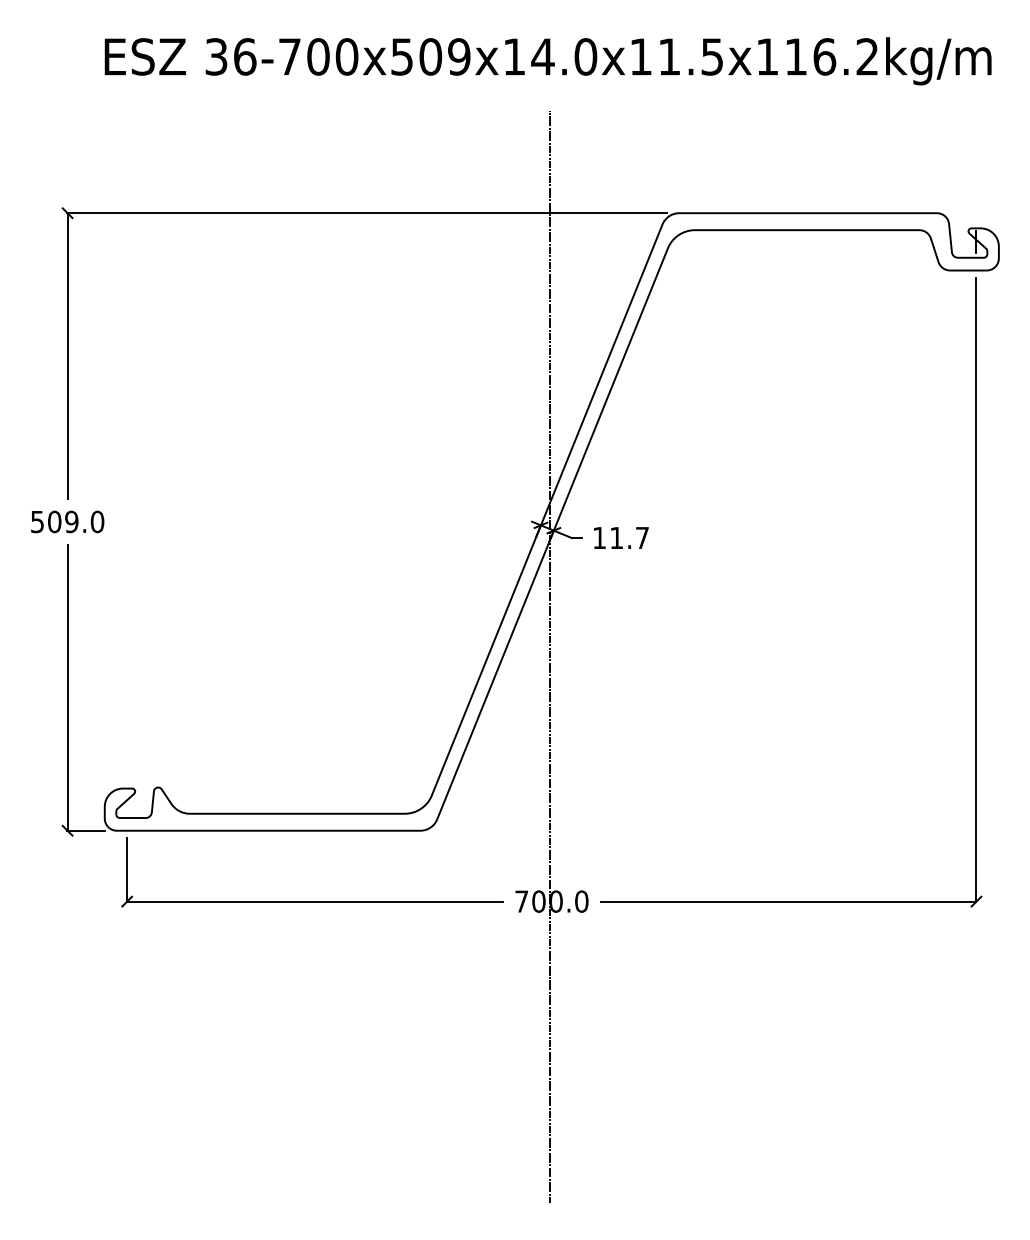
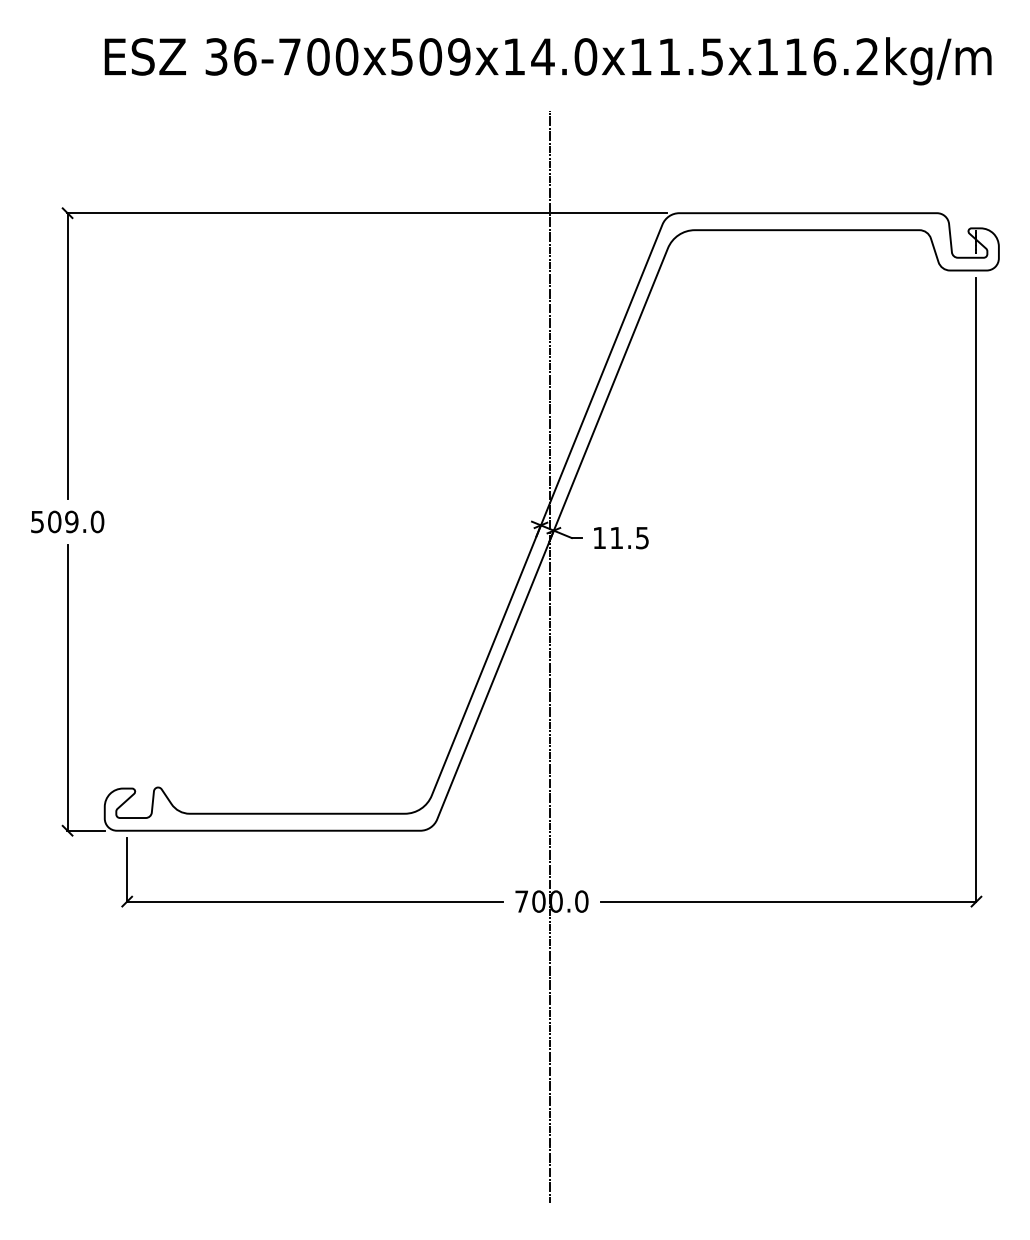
text: 11.7 -> 11.5 (642, 538)
